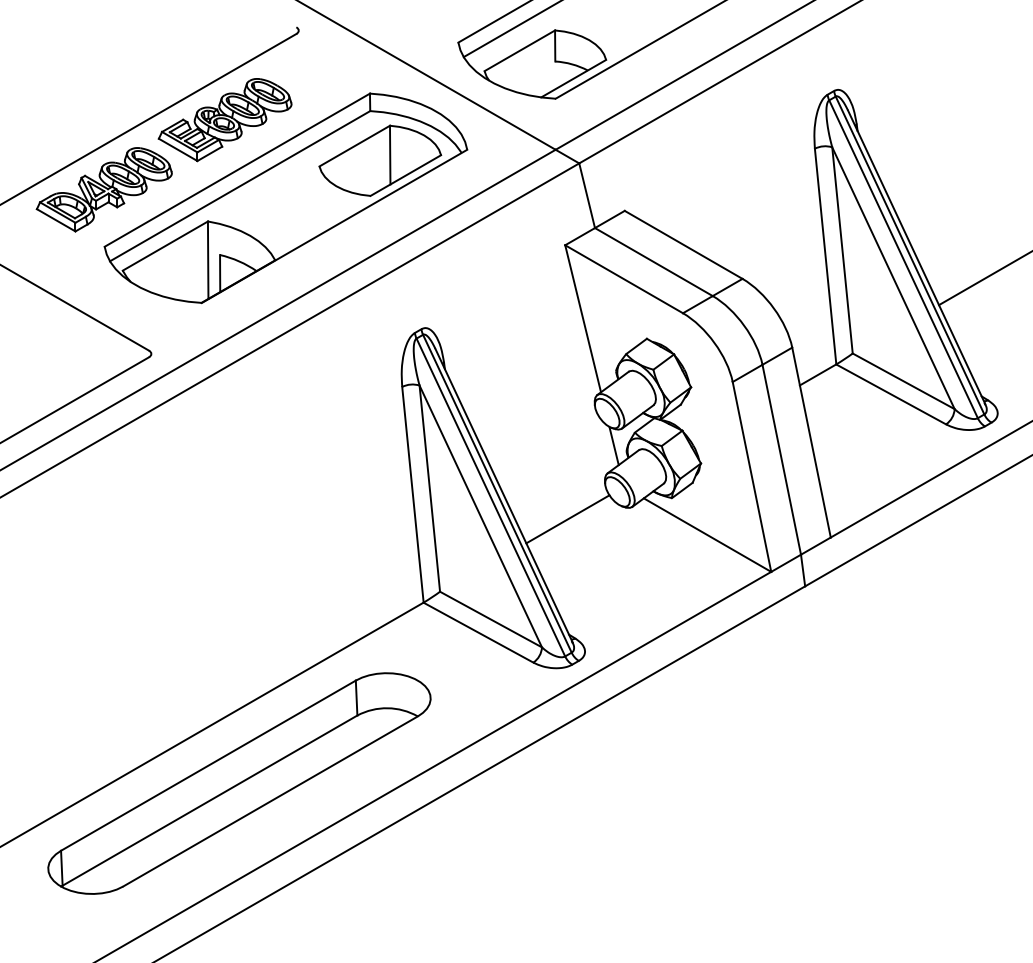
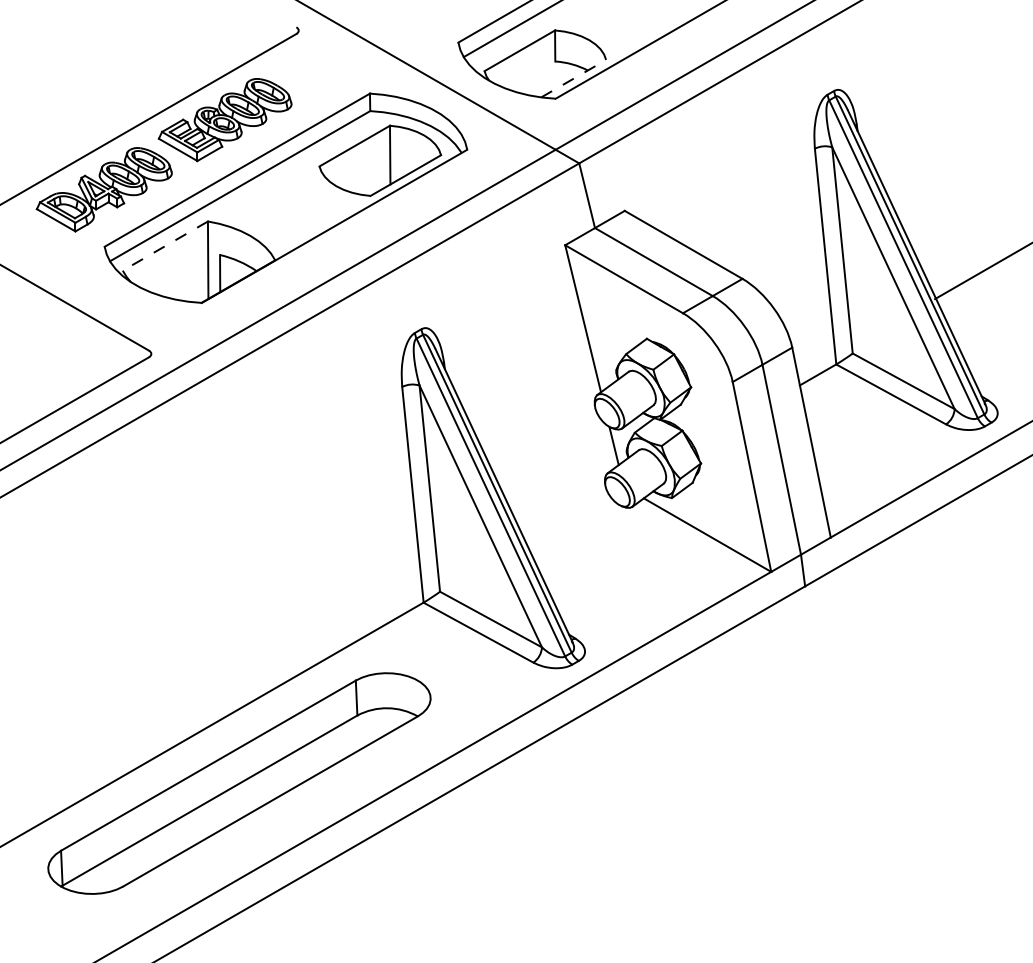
line: solid -> dashed (574, 78)
line: solid -> dashed (164, 246)
line position: (984, 279) -> (982, 271) (982, 271)
line: present -> none (567, 519)
